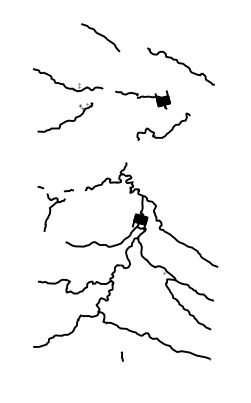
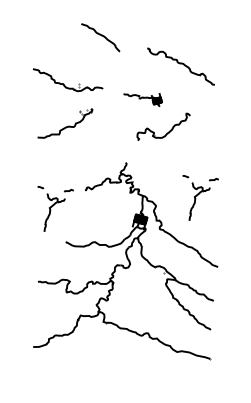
part size: 56x20 px -> 40x15 px (142, 100)
part position: (65, 117) -> (65, 123) (65, 123)
part: none -> present (200, 197)
curve: present -> none (121, 356)
